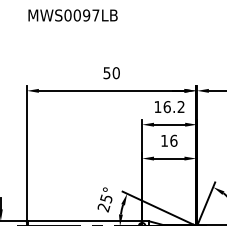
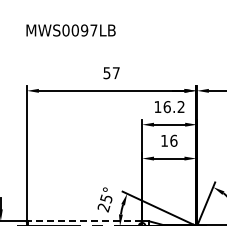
text position: (72, 15) -> (70, 30) (70, 30)
text: 50 -> 57 (115, 73)
line: solid -> dashed (84, 221)
